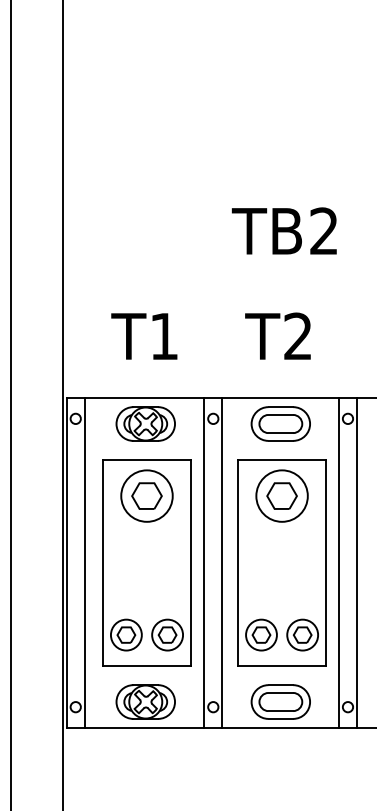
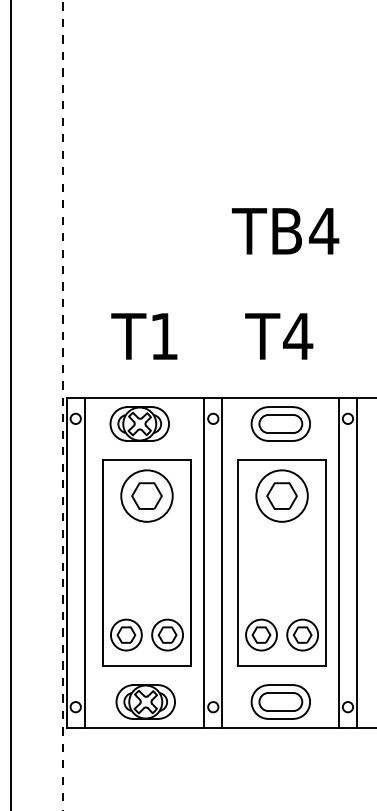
text: TB2 -> TB4 (324, 230)
text: T2 -> T4 (298, 335)
line: solid -> dashed (62, 405)
part position: (145, 423) -> (139, 423) (139, 423)
